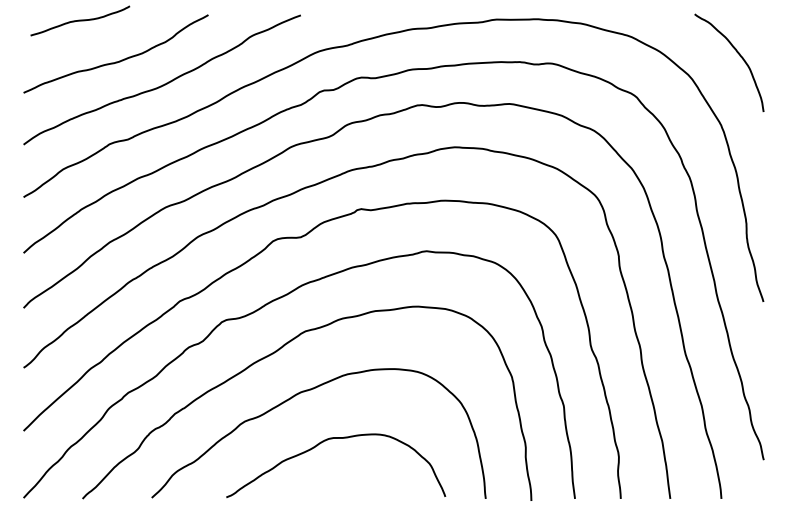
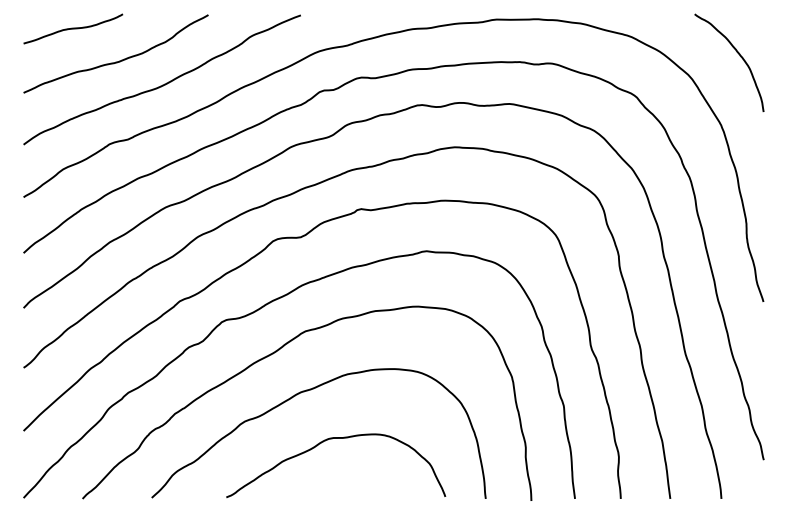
curve position: (80, 20) -> (73, 28) (73, 28)
